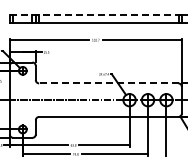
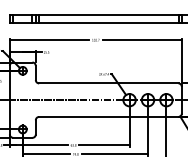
line: dashed -> solid (95, 14)
line: dashed -> solid (108, 83)
